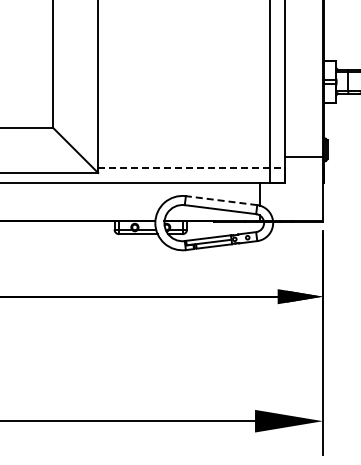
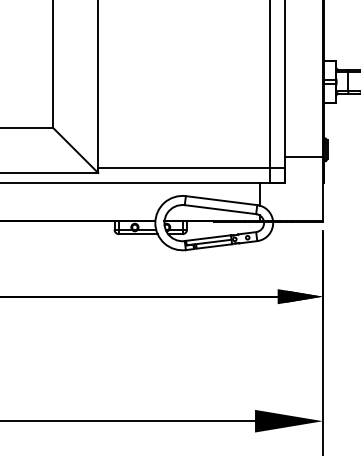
line: dashed -> solid (192, 168)
line: dashed -> solid (221, 200)
